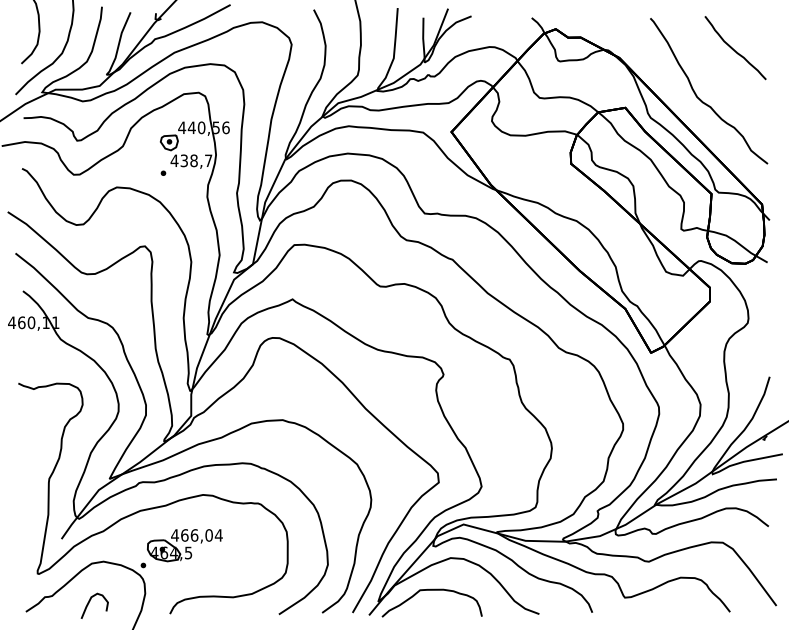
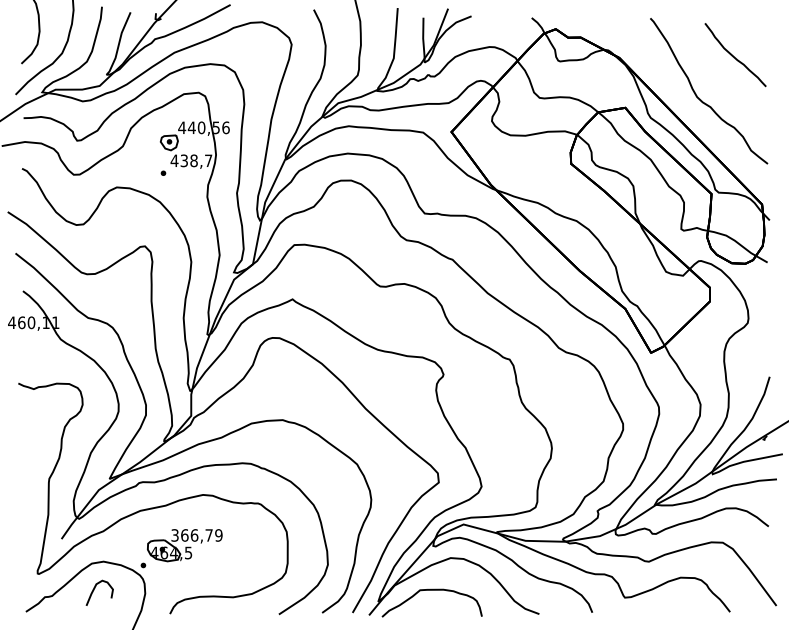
curve position: (734, 49) -> (734, 56) (734, 56)
text: 466,04 -> 366,79 (196, 535)
curve position: (89, 603) -> (94, 590) (94, 590)
